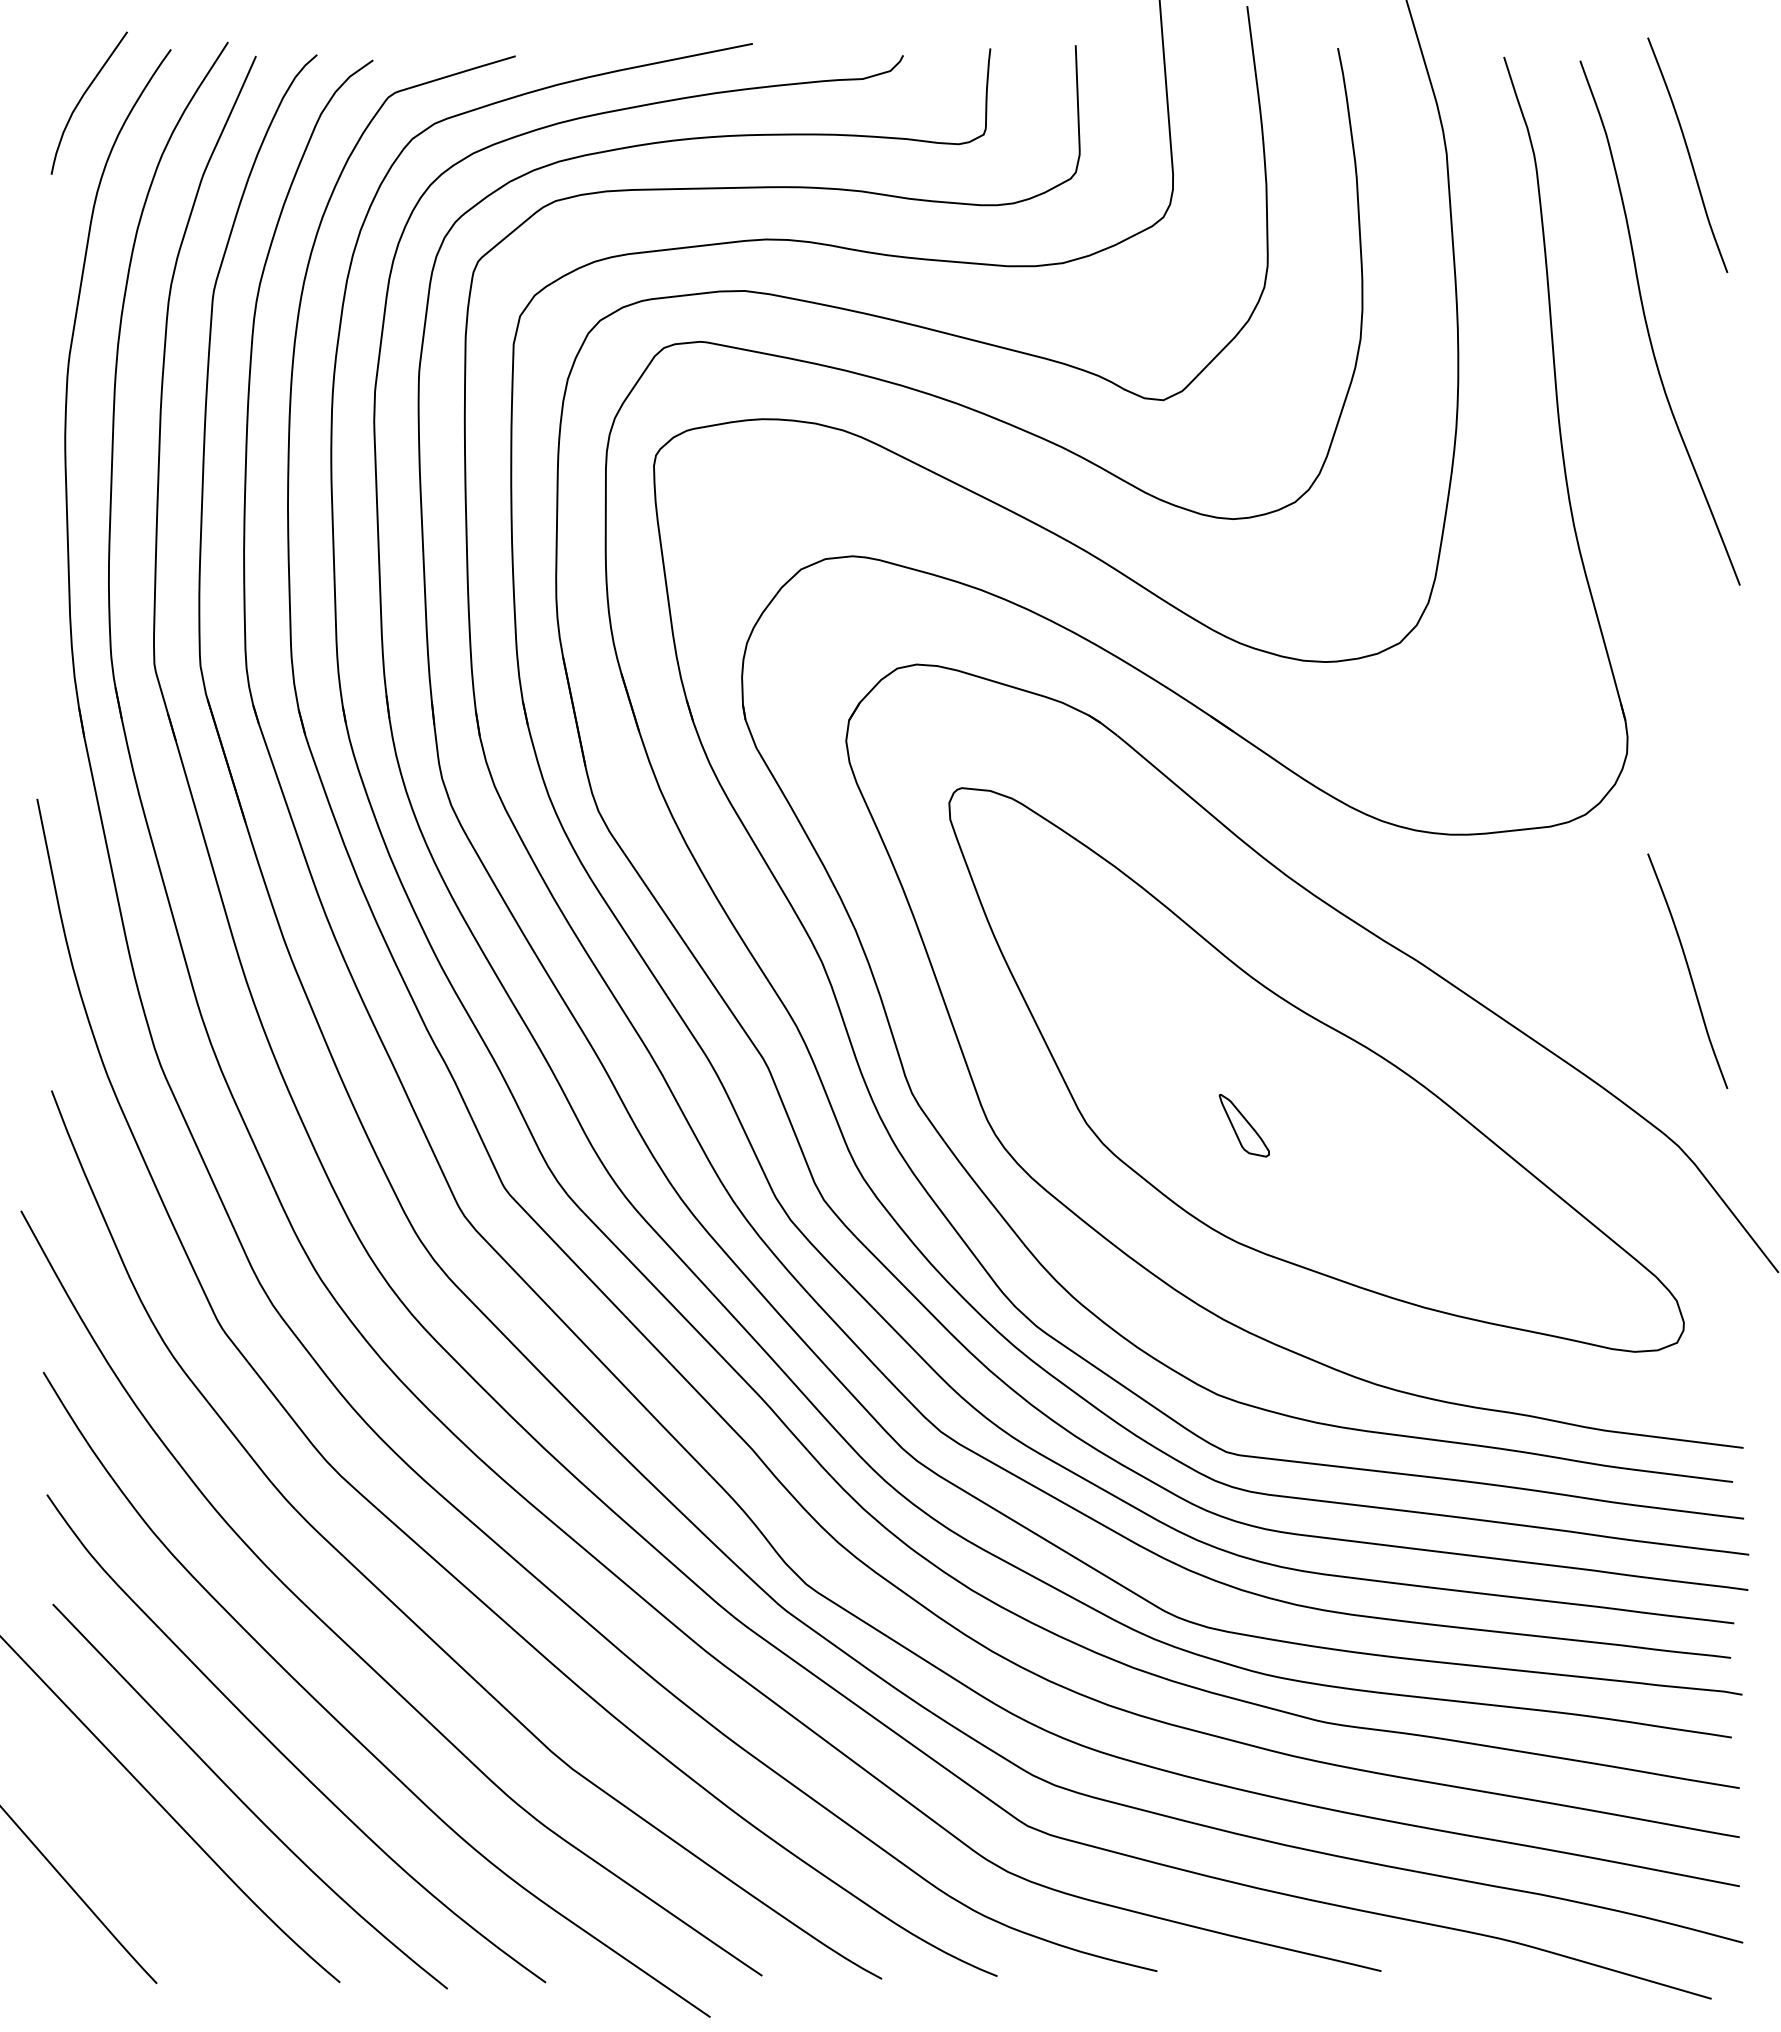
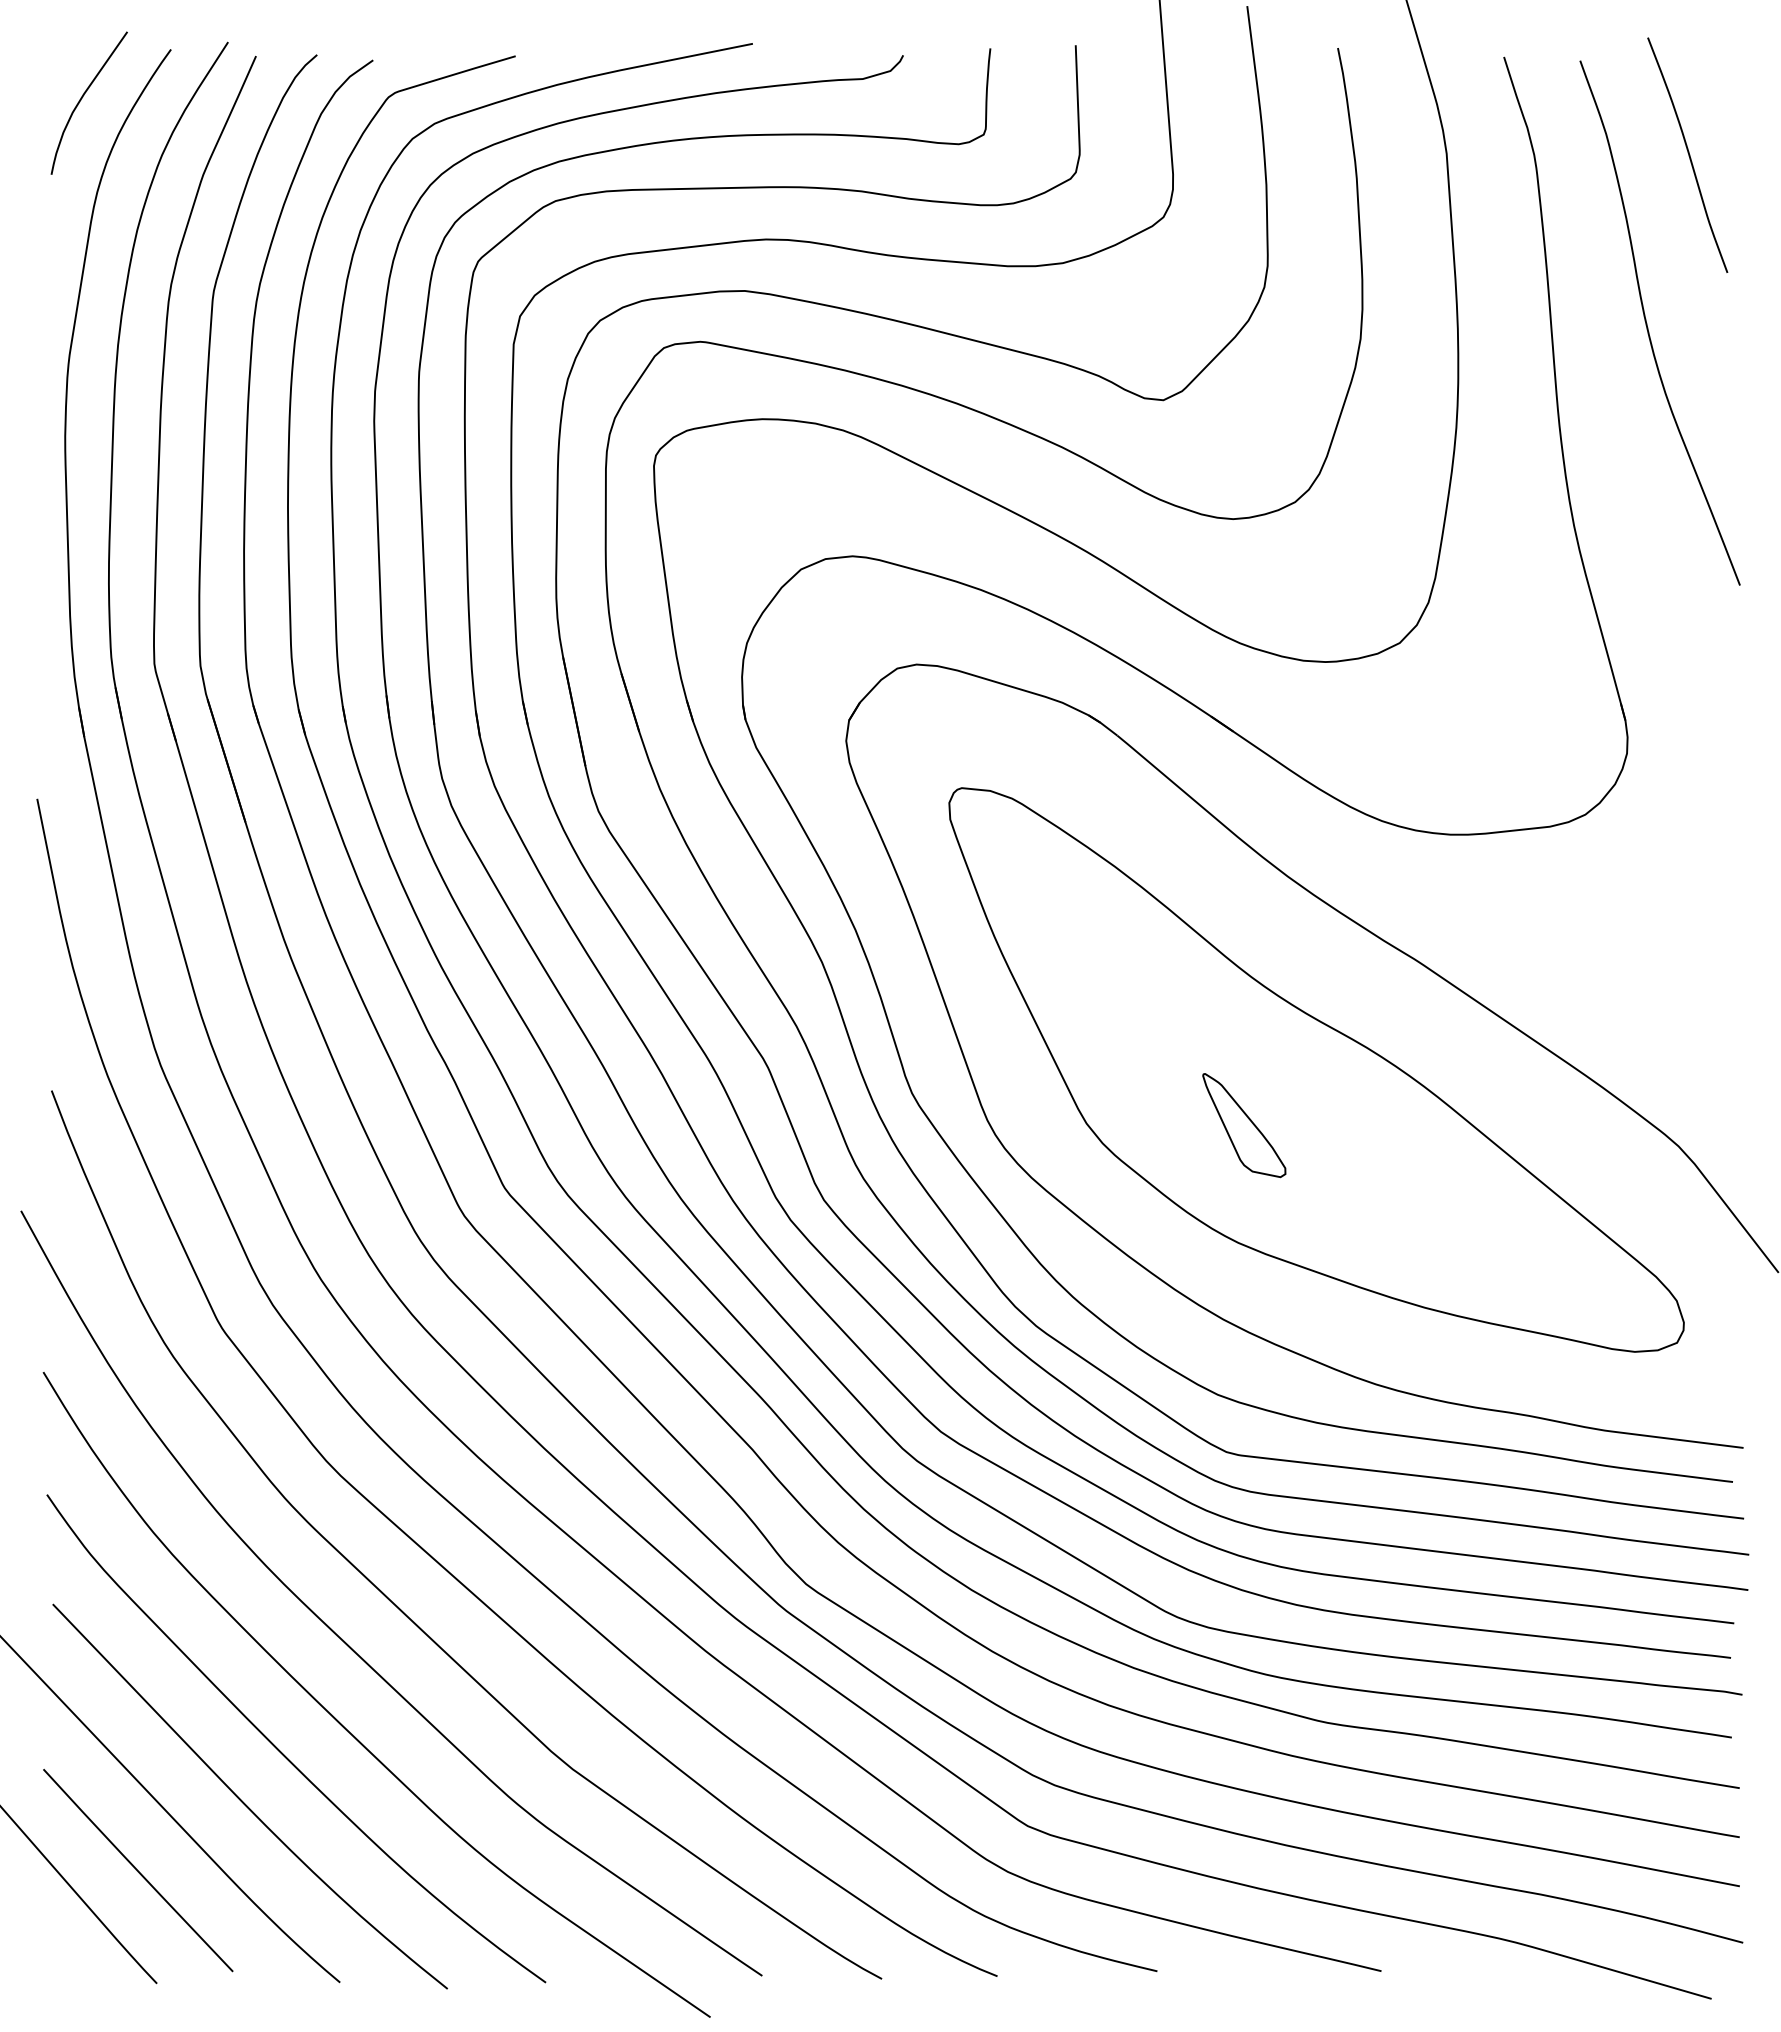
curve: present -> none (1688, 970)
part size: 52x65 px -> 85x106 px (1244, 1125)
line: none -> present (138, 1870)
